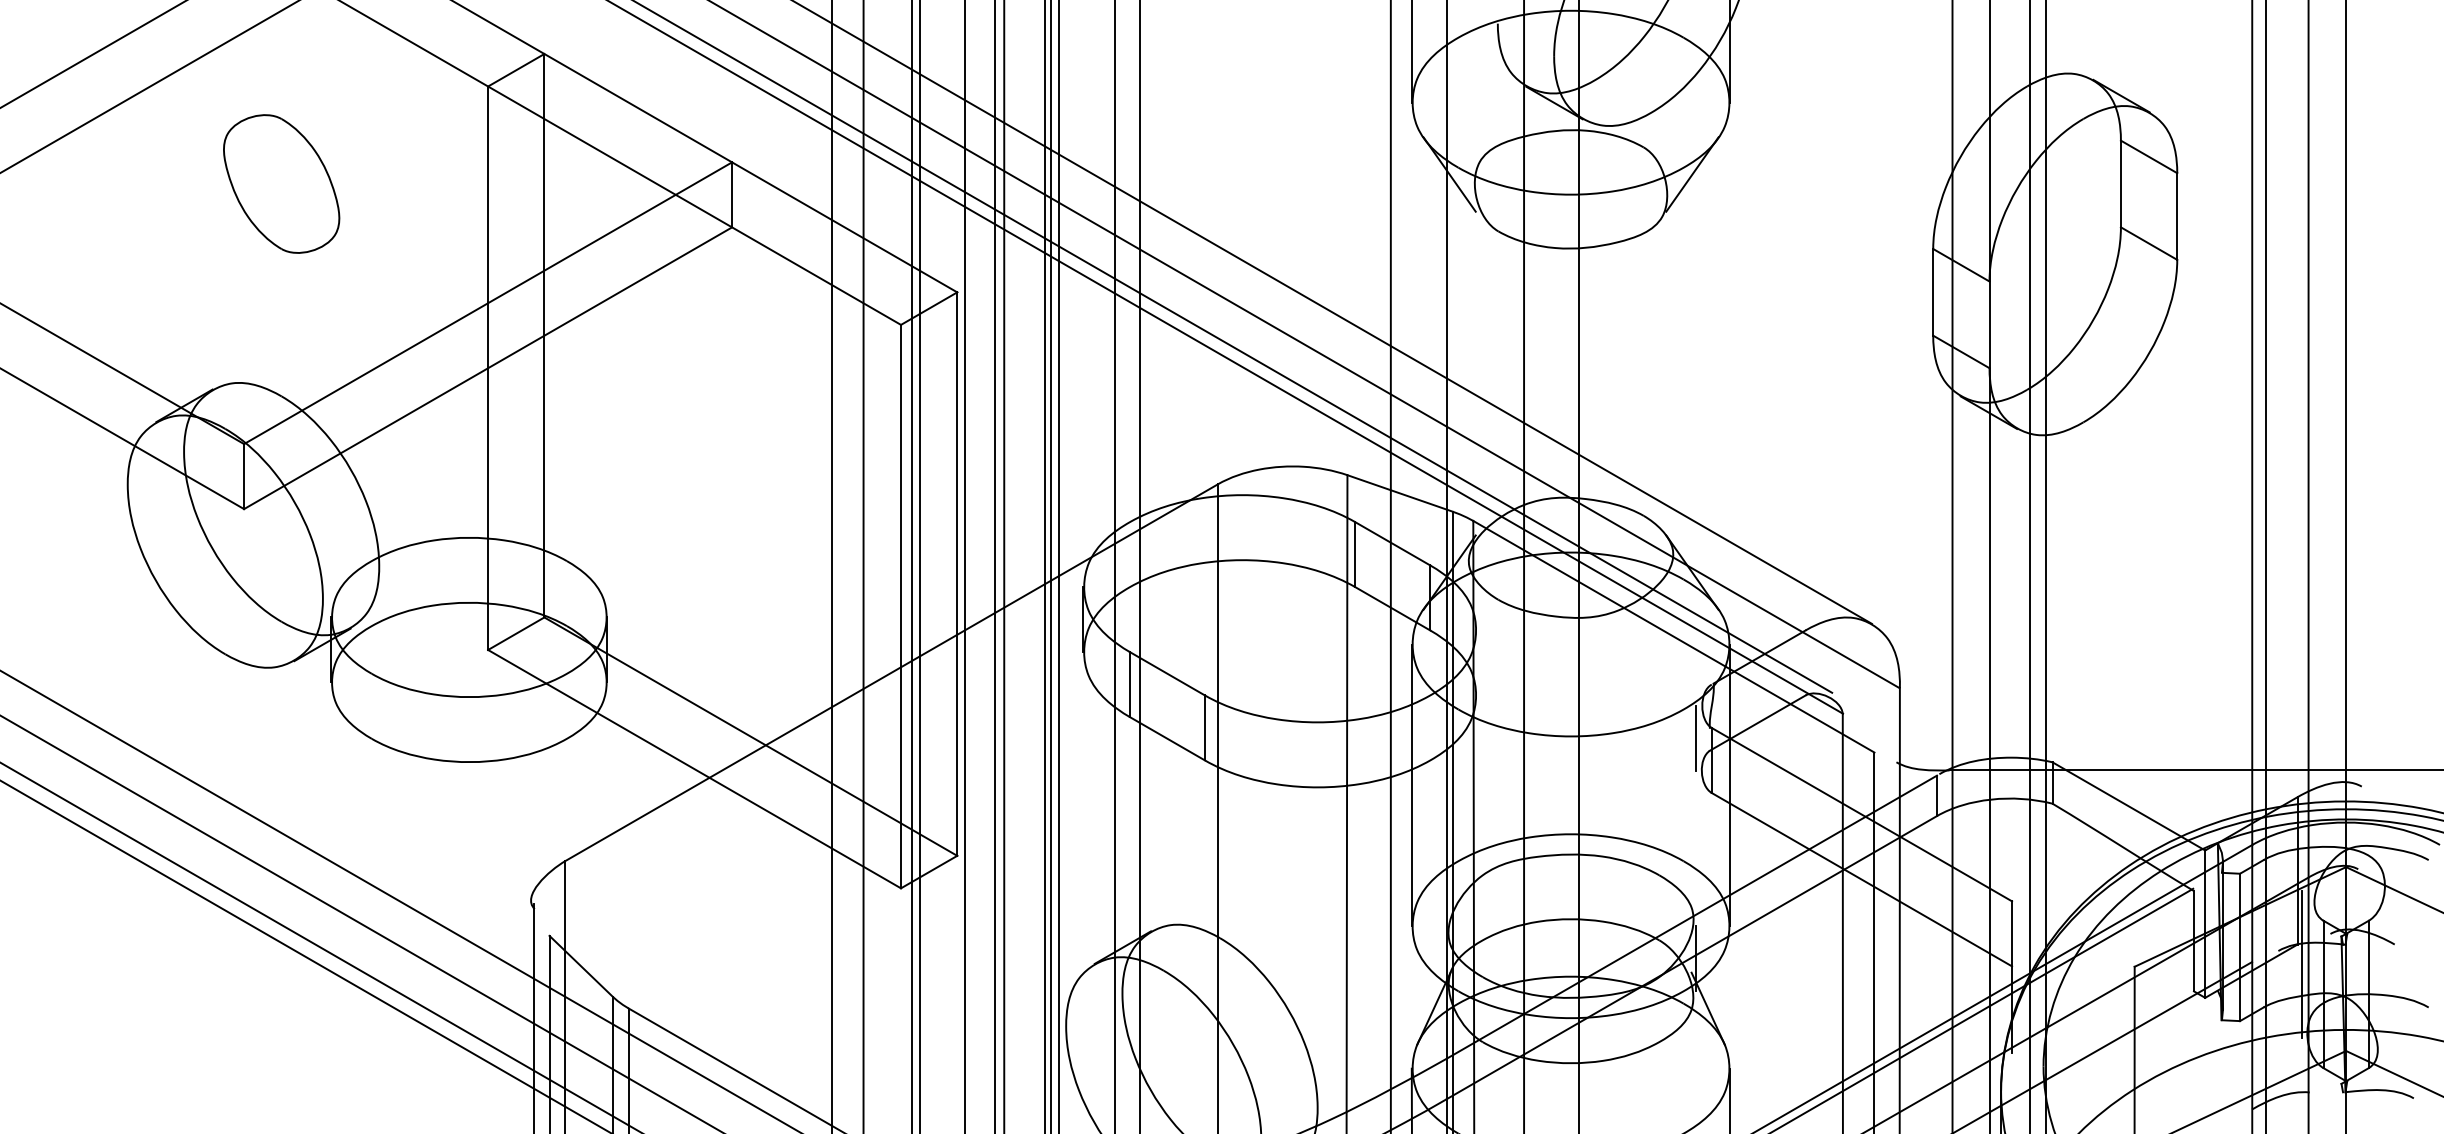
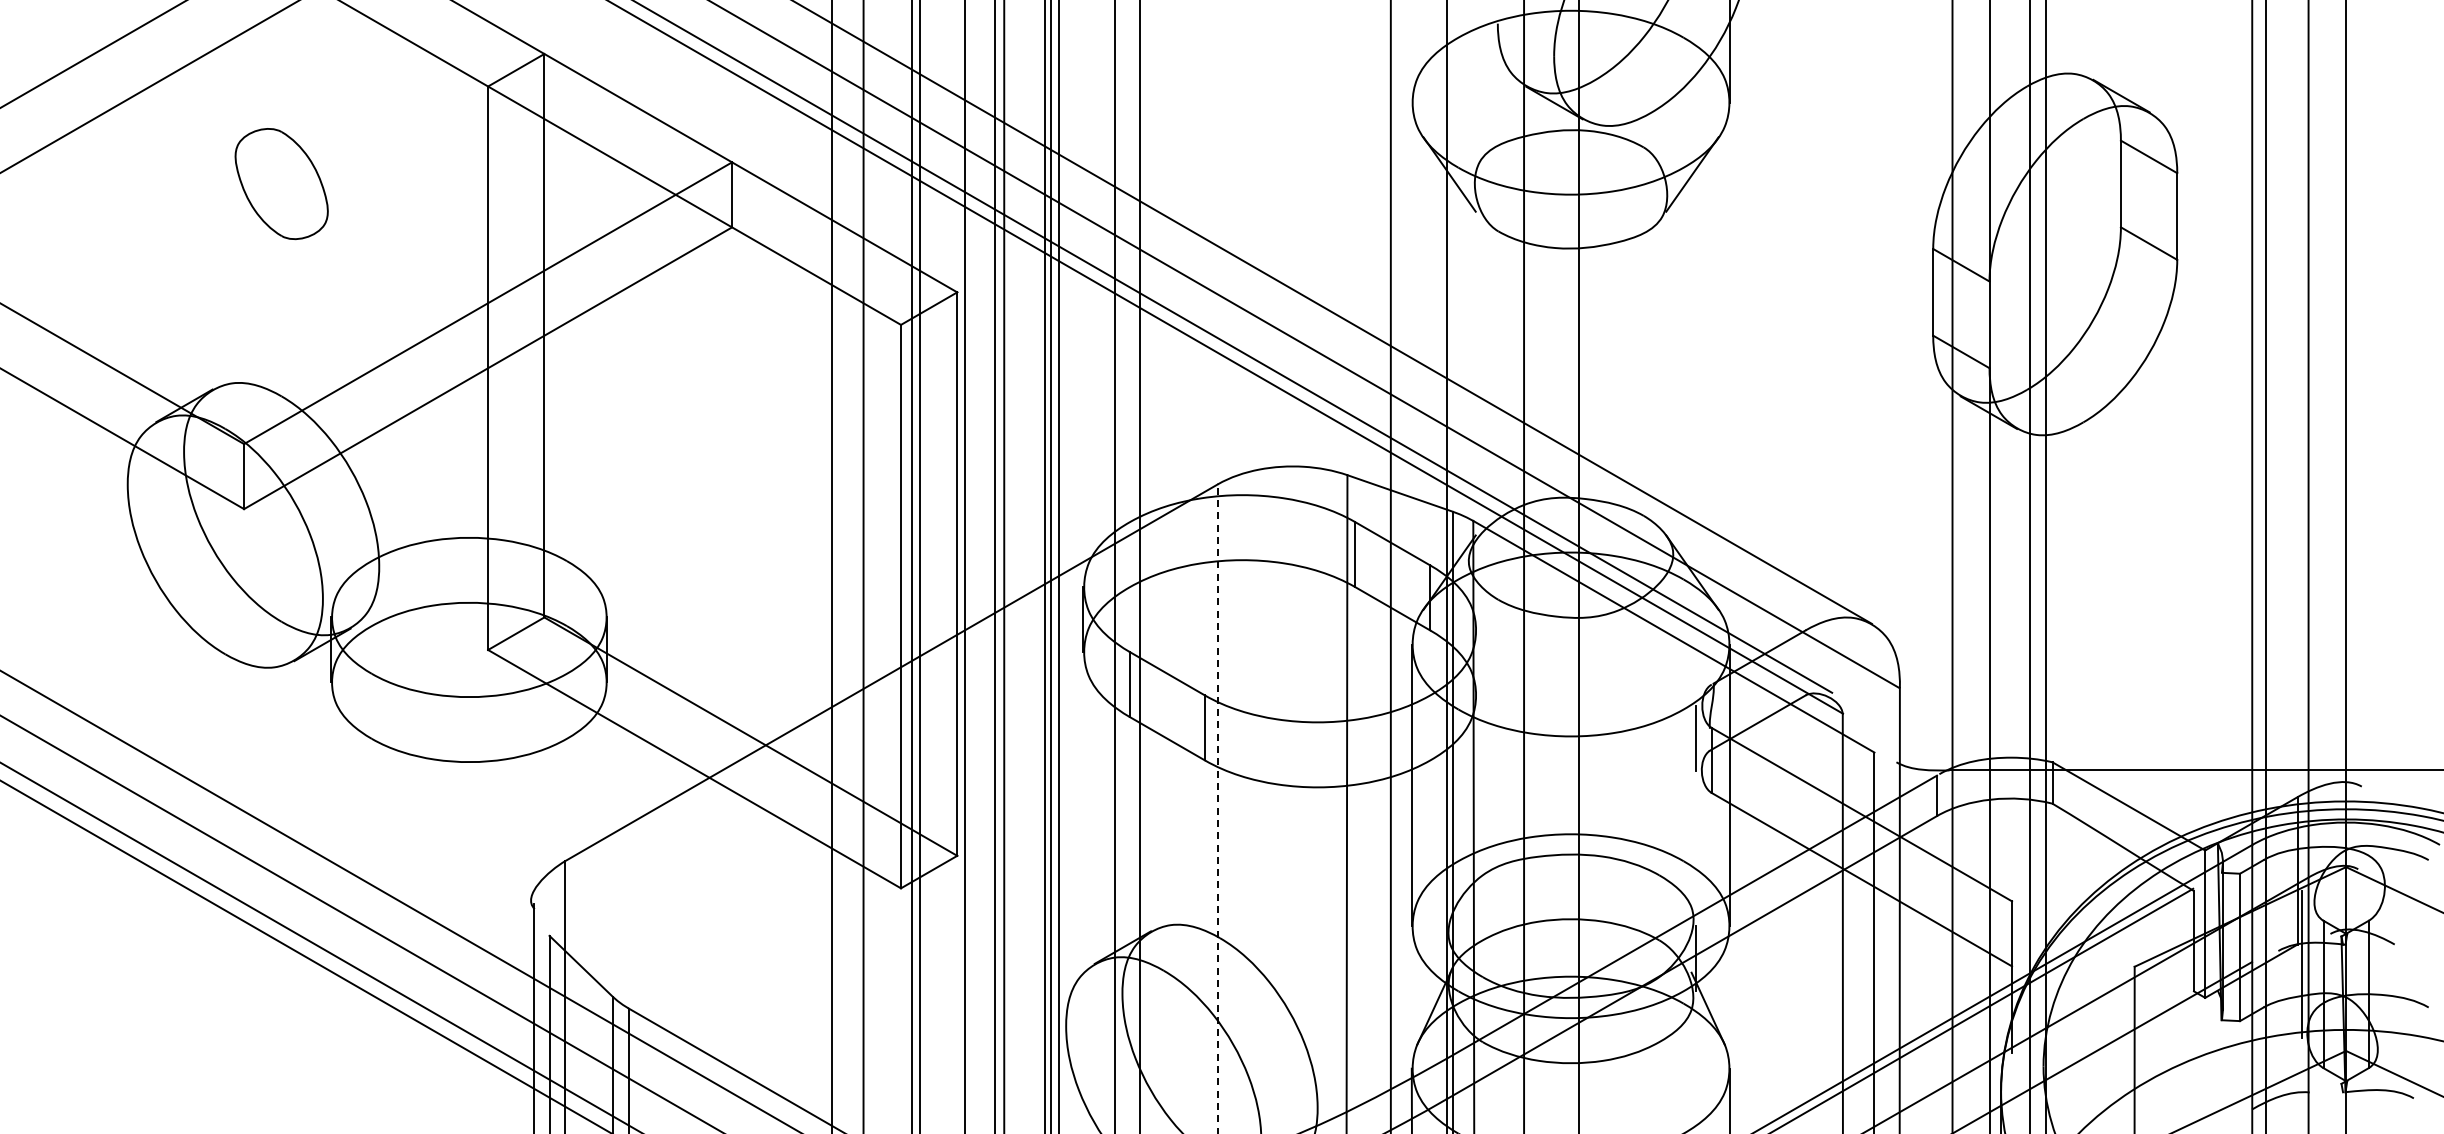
line: present -> none (1411, 52)
part size: 118x140 px -> 95x113 px (281, 184)
line: solid -> dashed (1217, 808)
